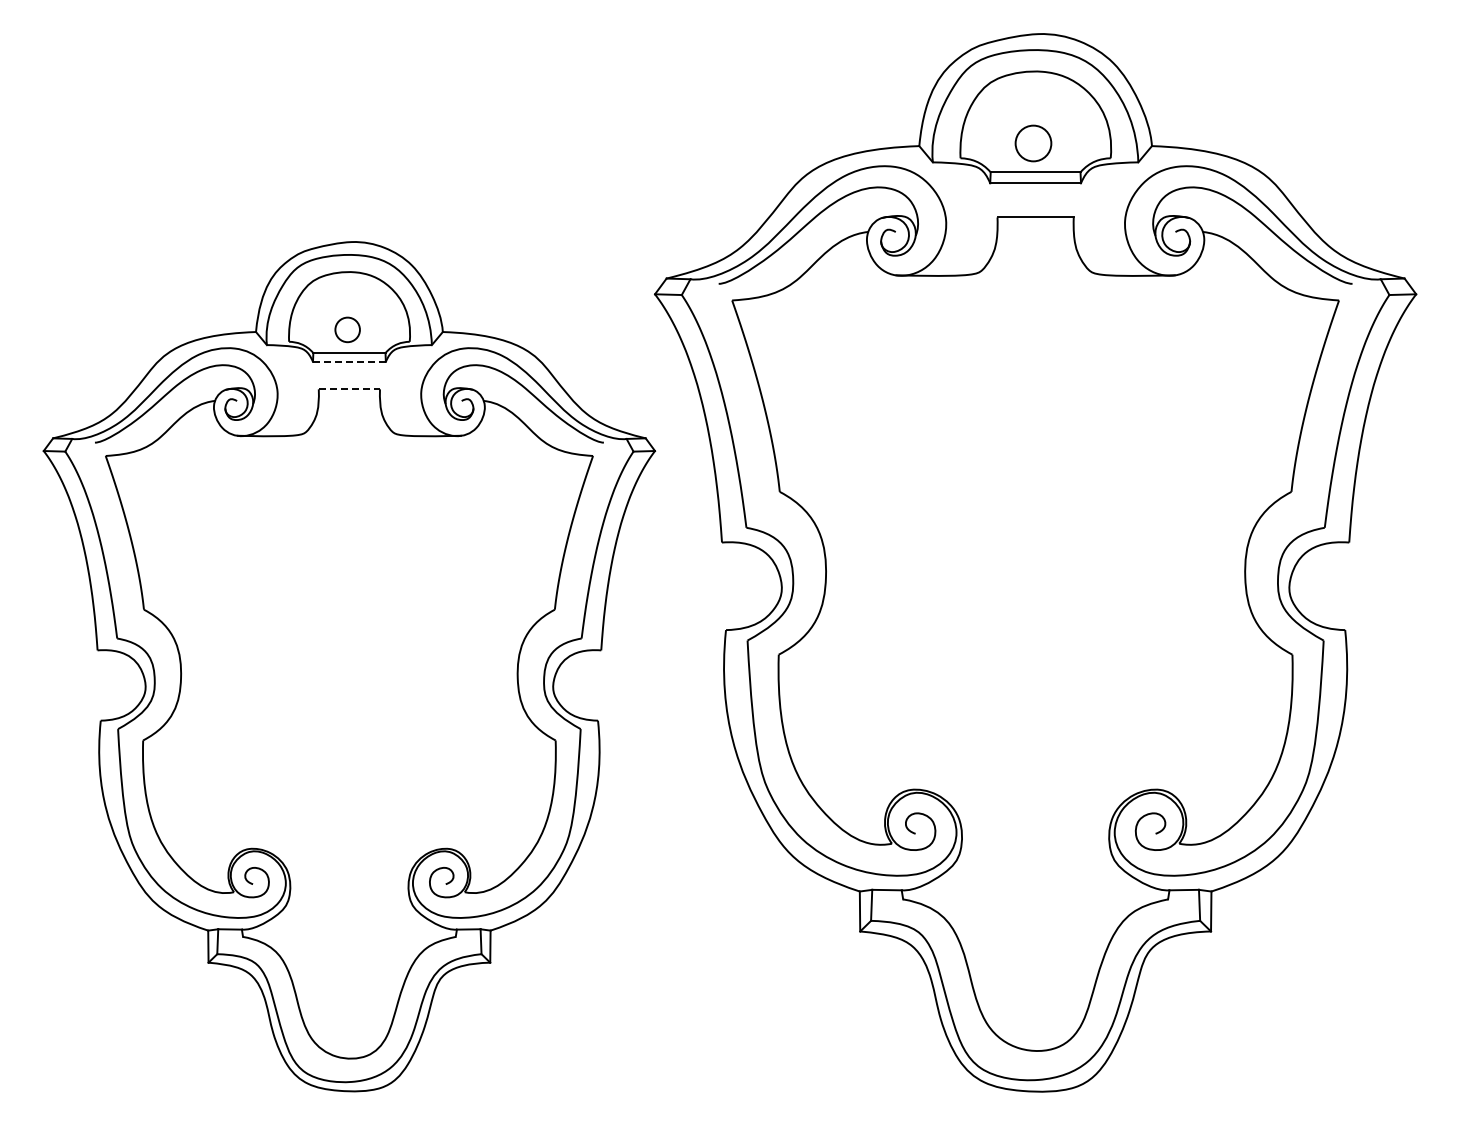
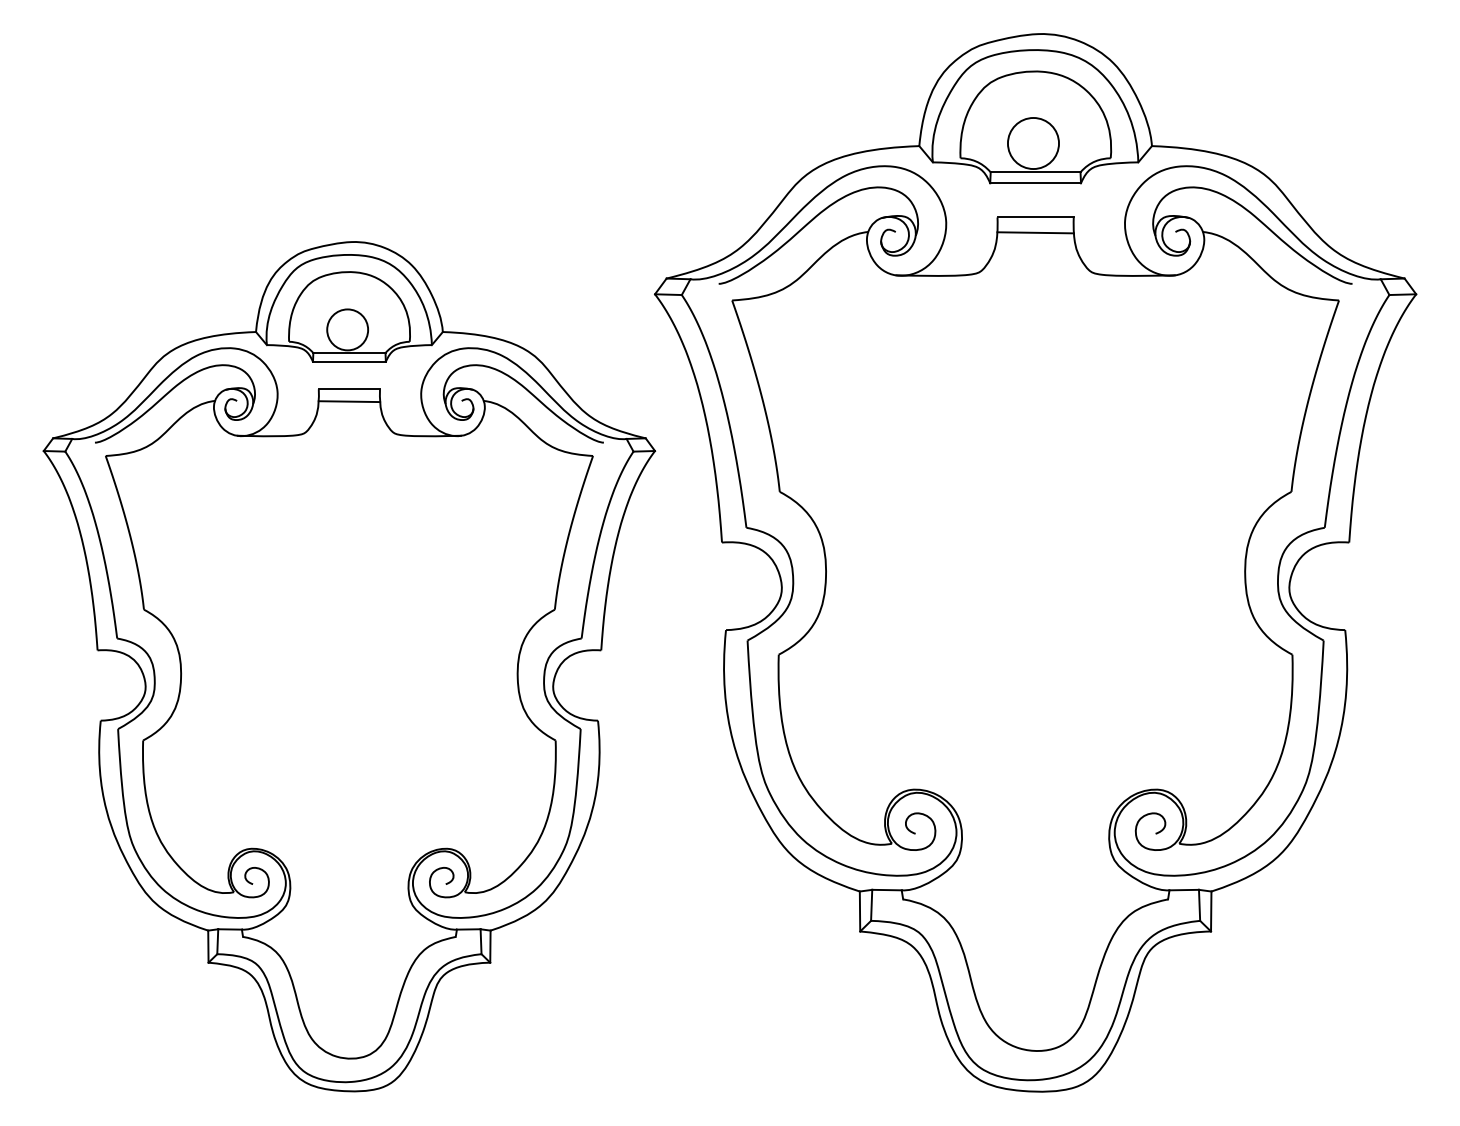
circle diameter: 36 px -> 51 px (1033, 143)
line: none -> present (1035, 232)
circle diameter: 25 px -> 41 px (347, 329)
line: dashed -> solid (349, 361)
line: dashed -> solid (349, 389)
line: none -> present (349, 401)
